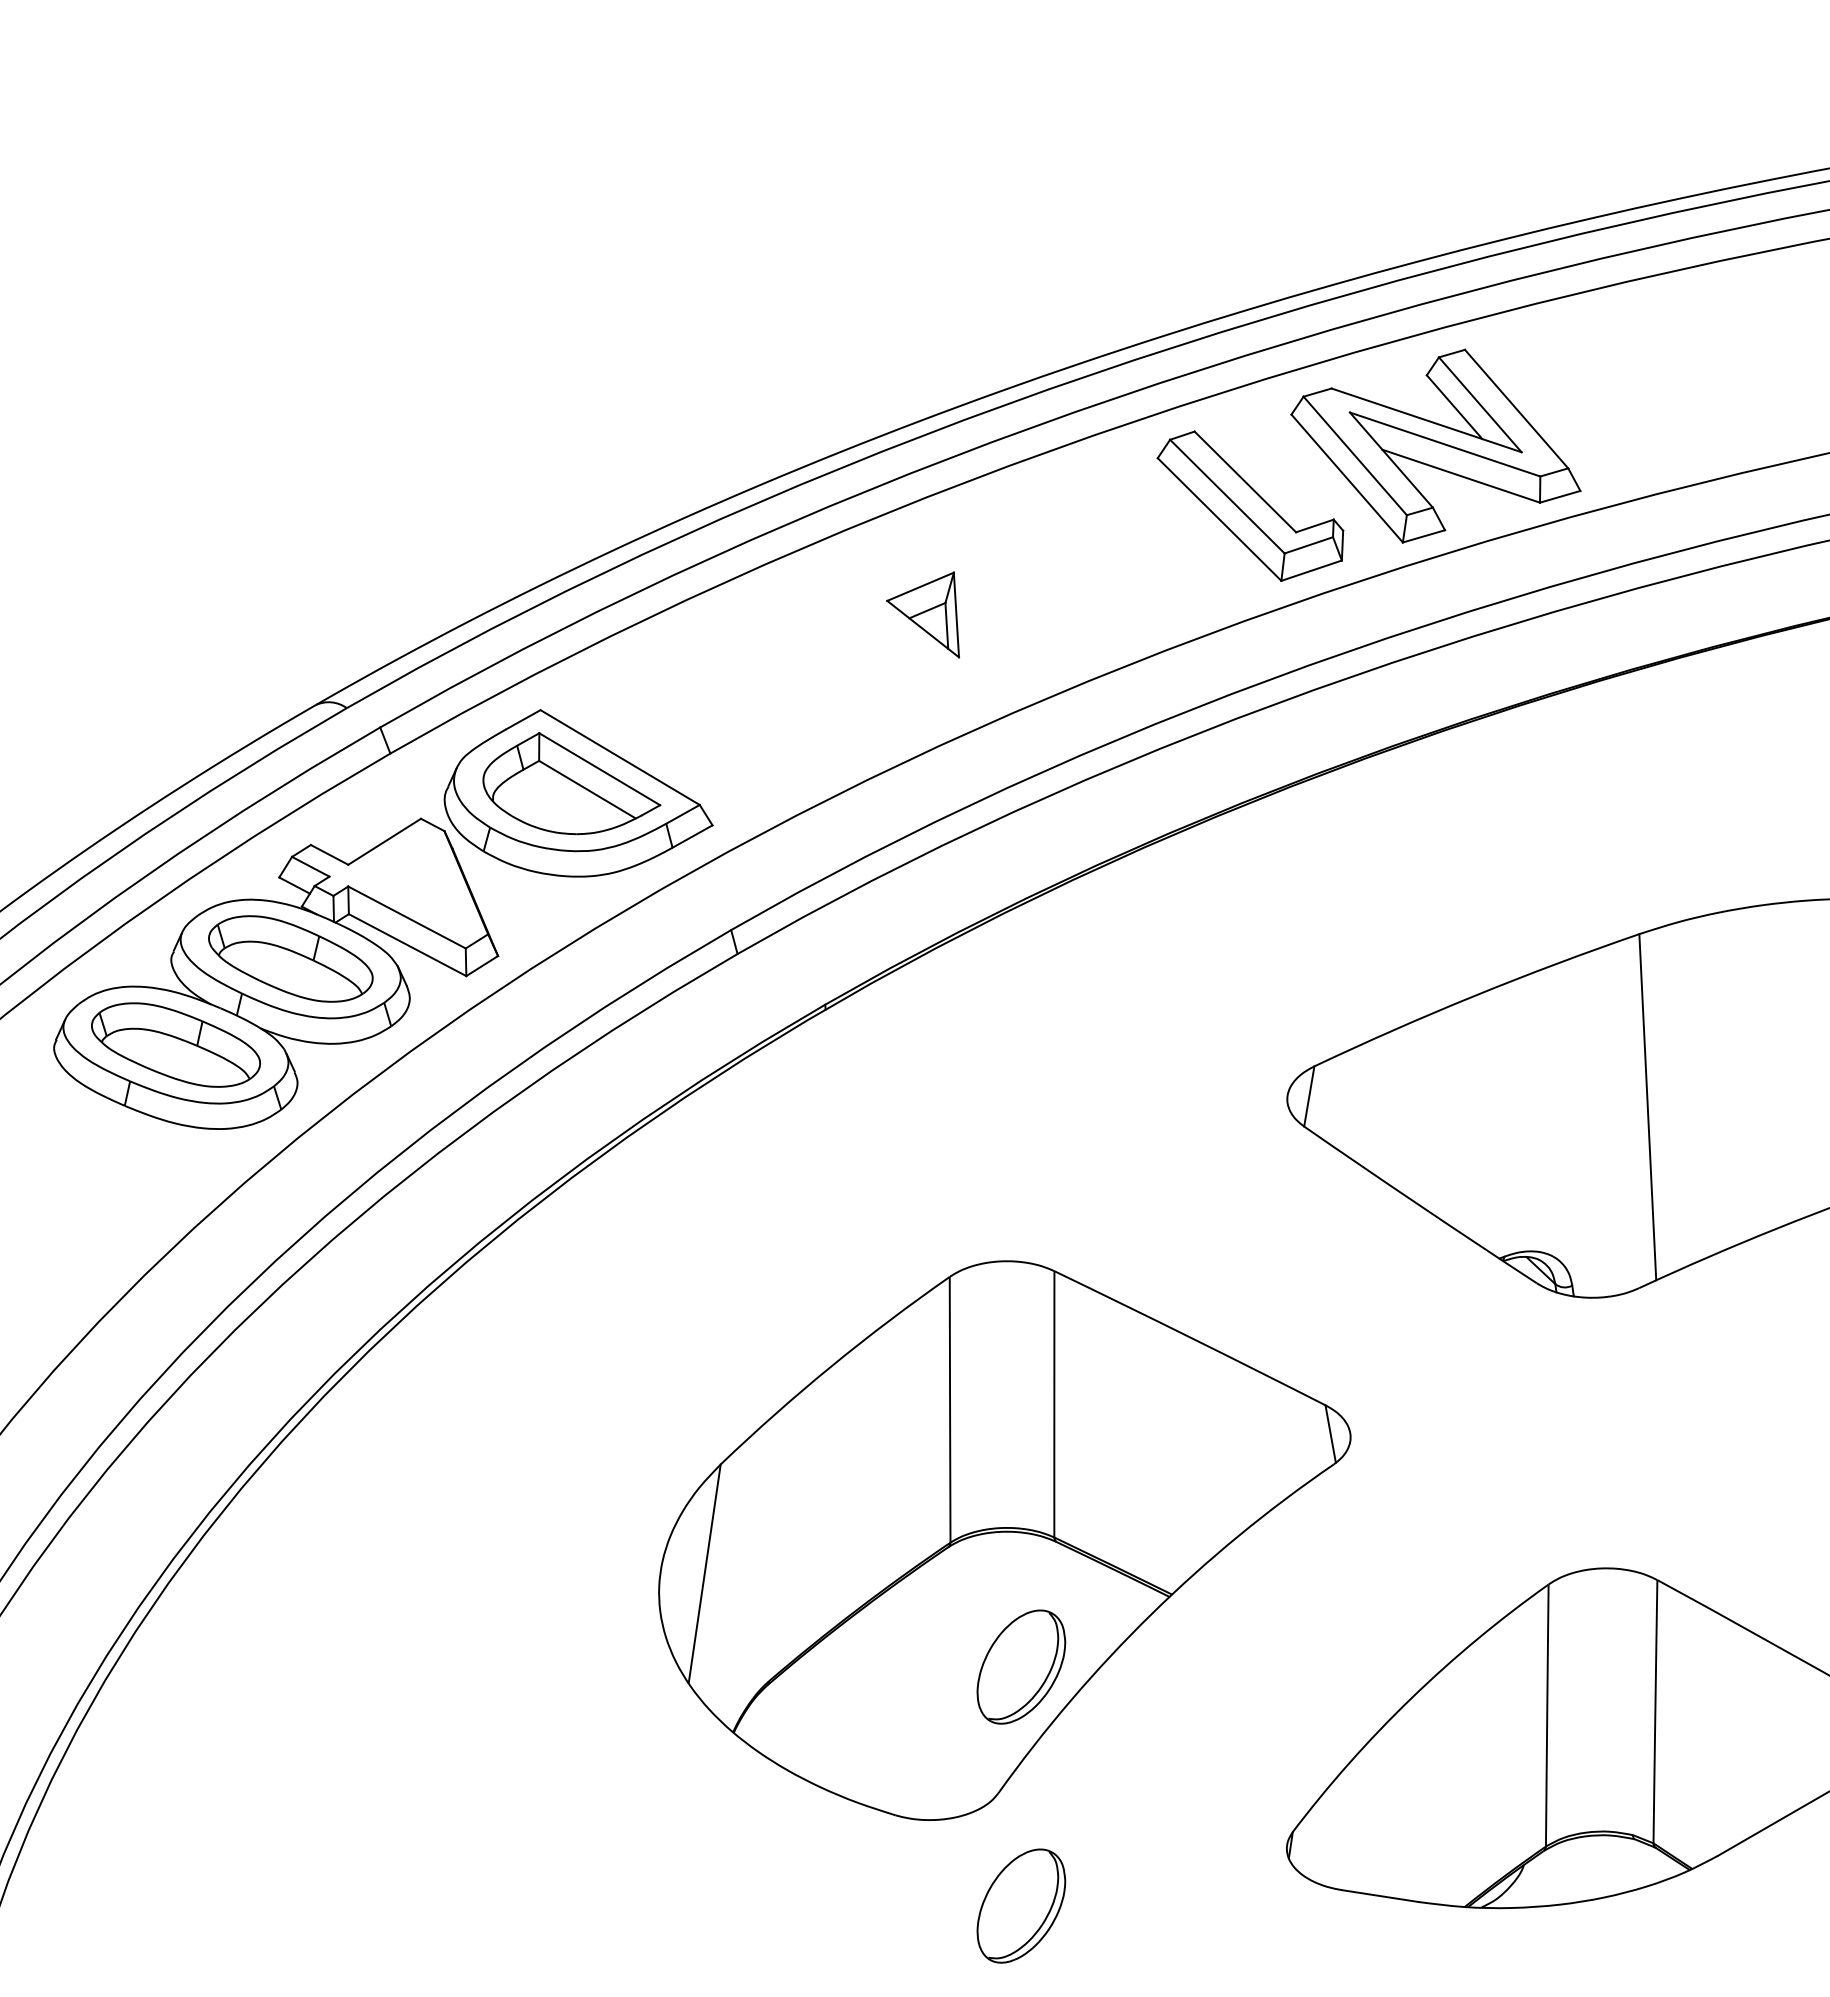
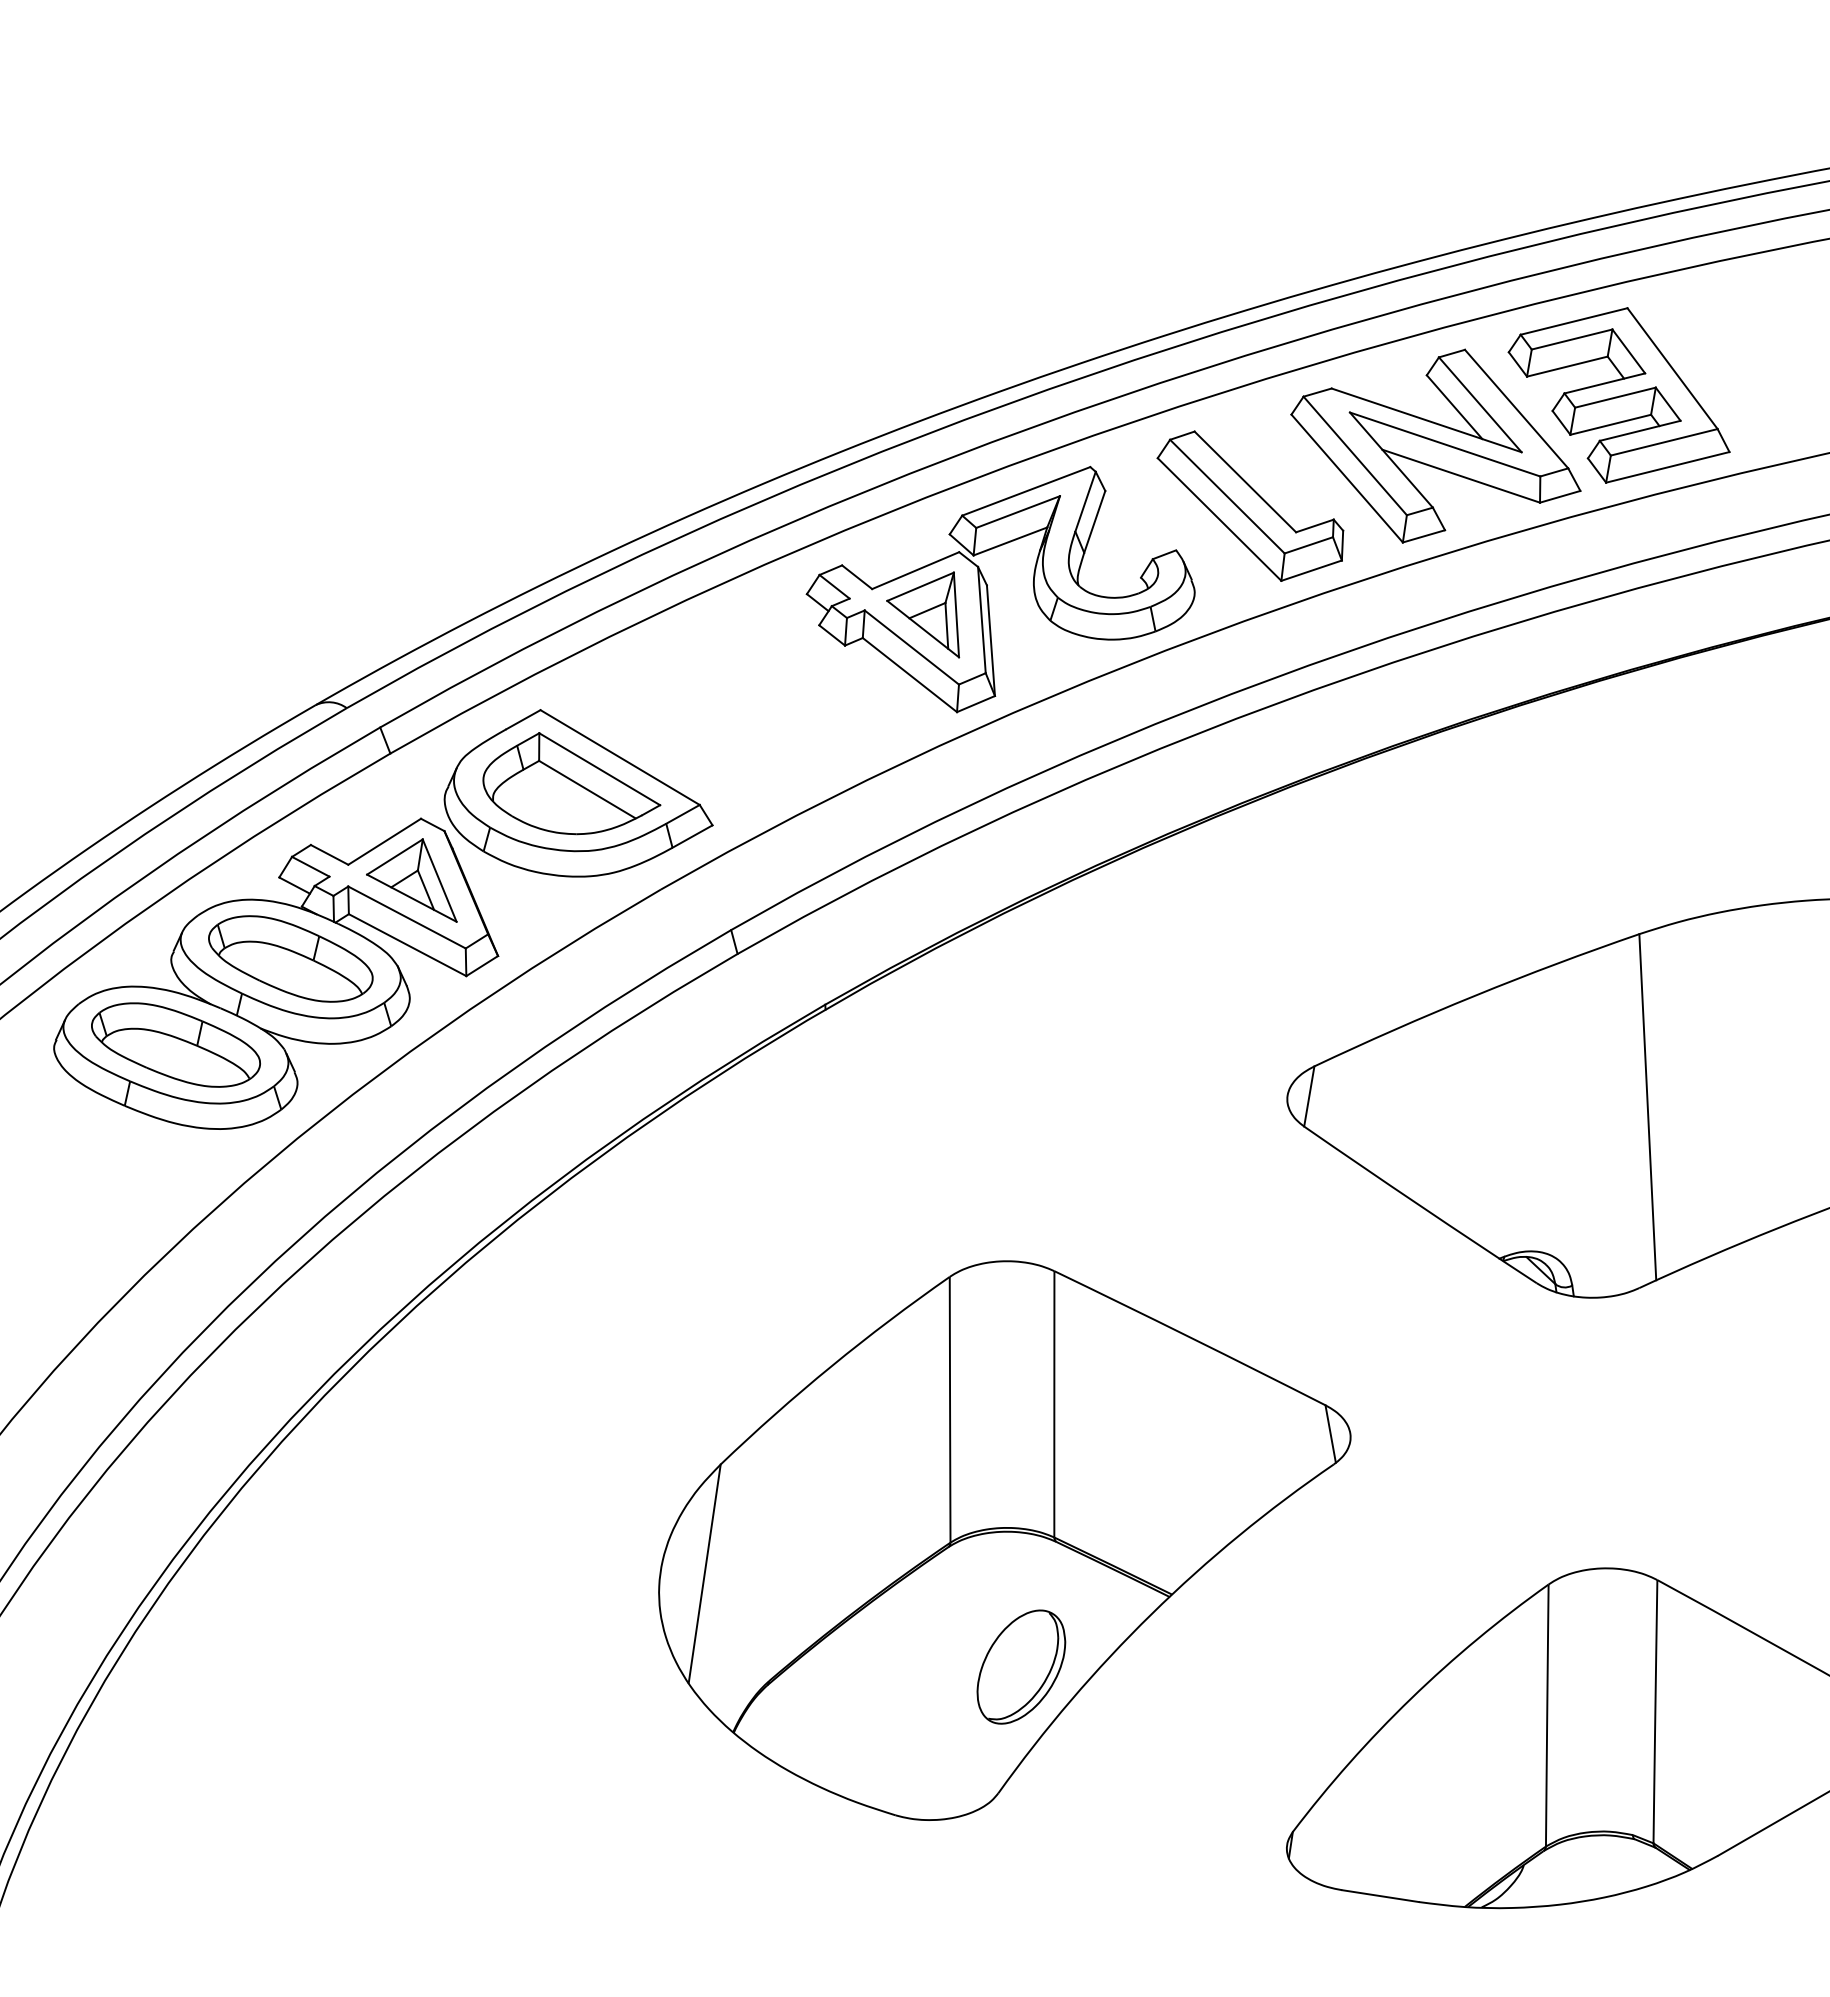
part: none -> present (1618, 395)
part: none -> present (988, 589)
part: none -> present (411, 880)
part: present -> none (1021, 1905)
